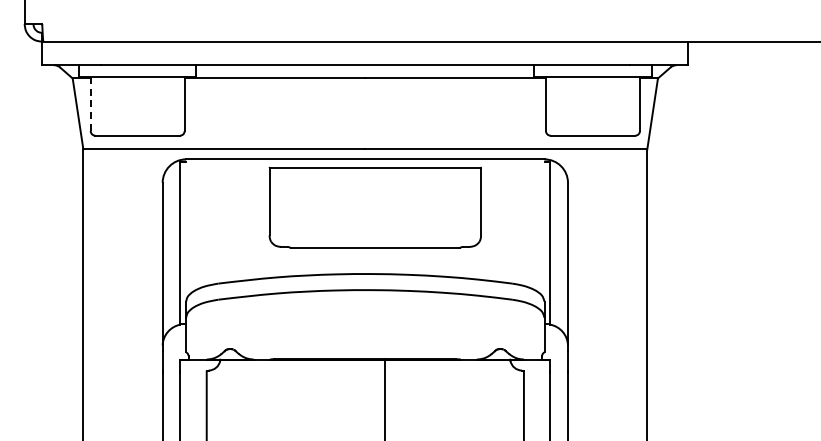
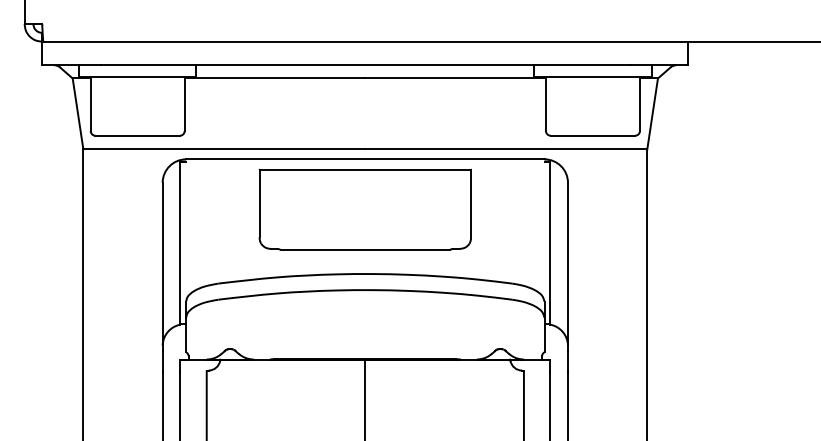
line: dashed -> solid (90, 104)
part position: (374, 207) -> (364, 209) (364, 209)
line position: (385, 398) -> (365, 398) (365, 398)
